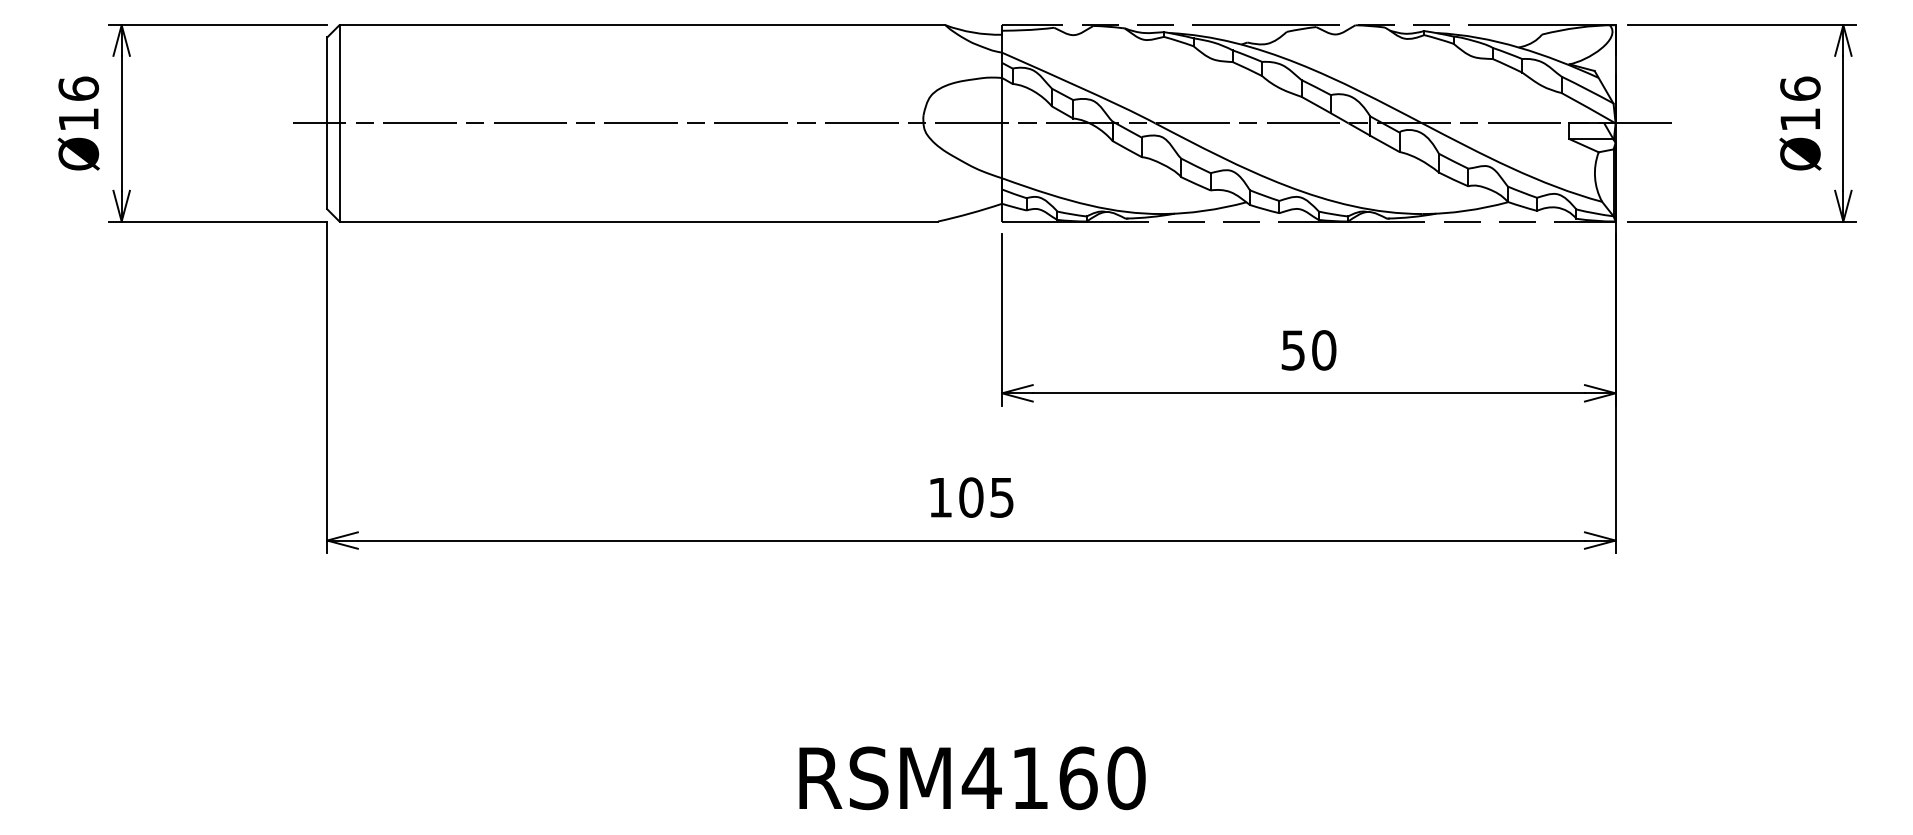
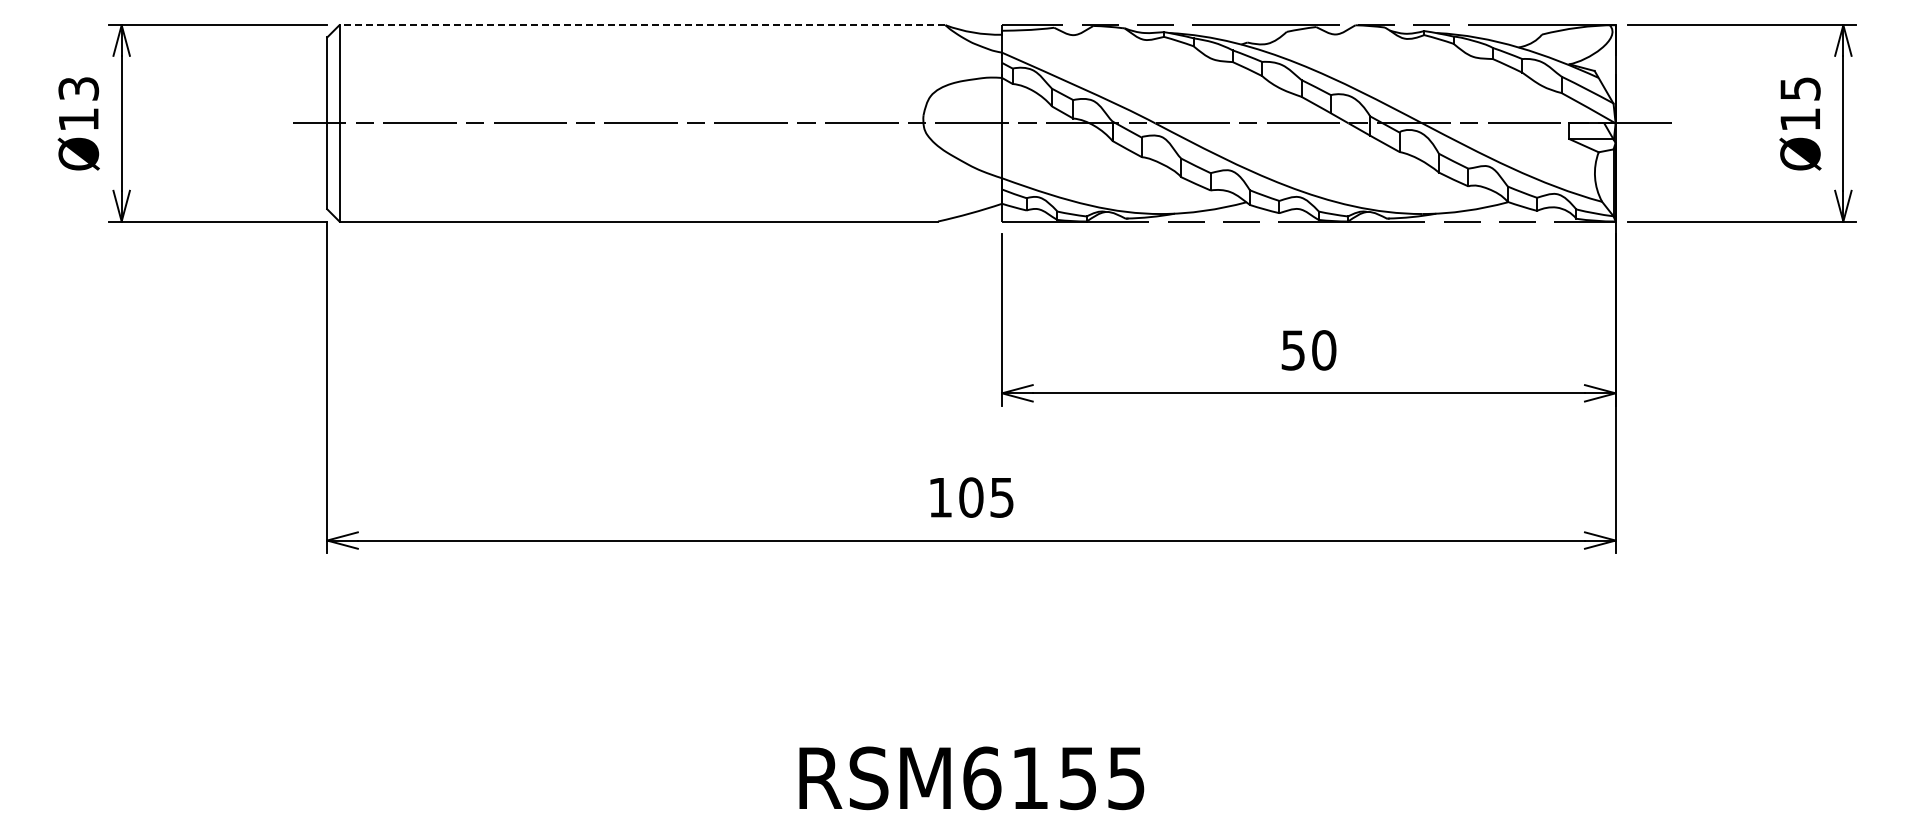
line: solid -> dashed (642, 25)
text: Ø16 -> Ø13 (78, 88)
text: Ø16 -> Ø15 (1800, 88)
text: RSM4160 -> RSM6155 (1053, 778)
